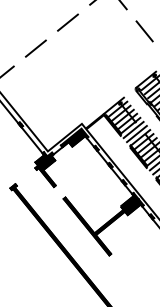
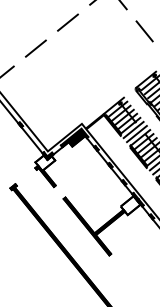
fill: present -> none (45, 162)
fill: present -> none (130, 205)
